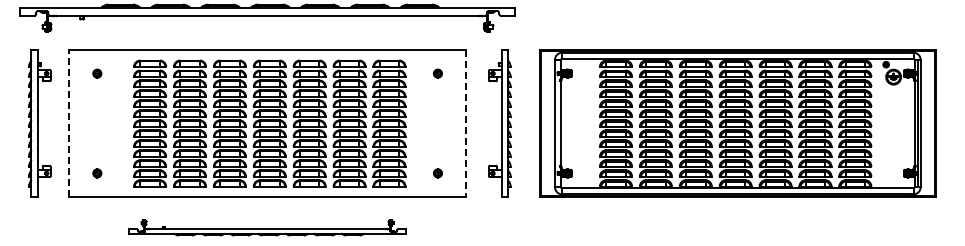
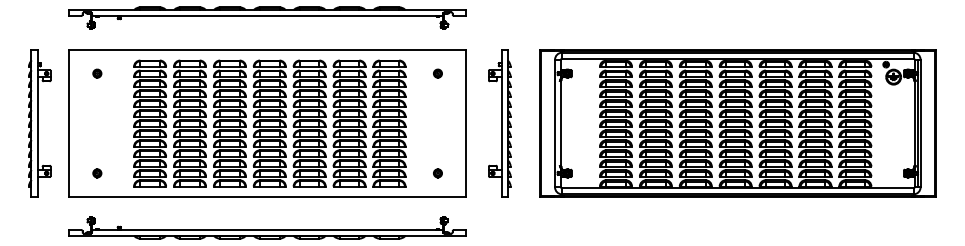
part size: 497x30 px -> 399x24 px (267, 17)
line: dashed -> solid (69, 123)
line: dashed -> solid (465, 123)
part size: 279x18 px -> 399x24 px (267, 227)
